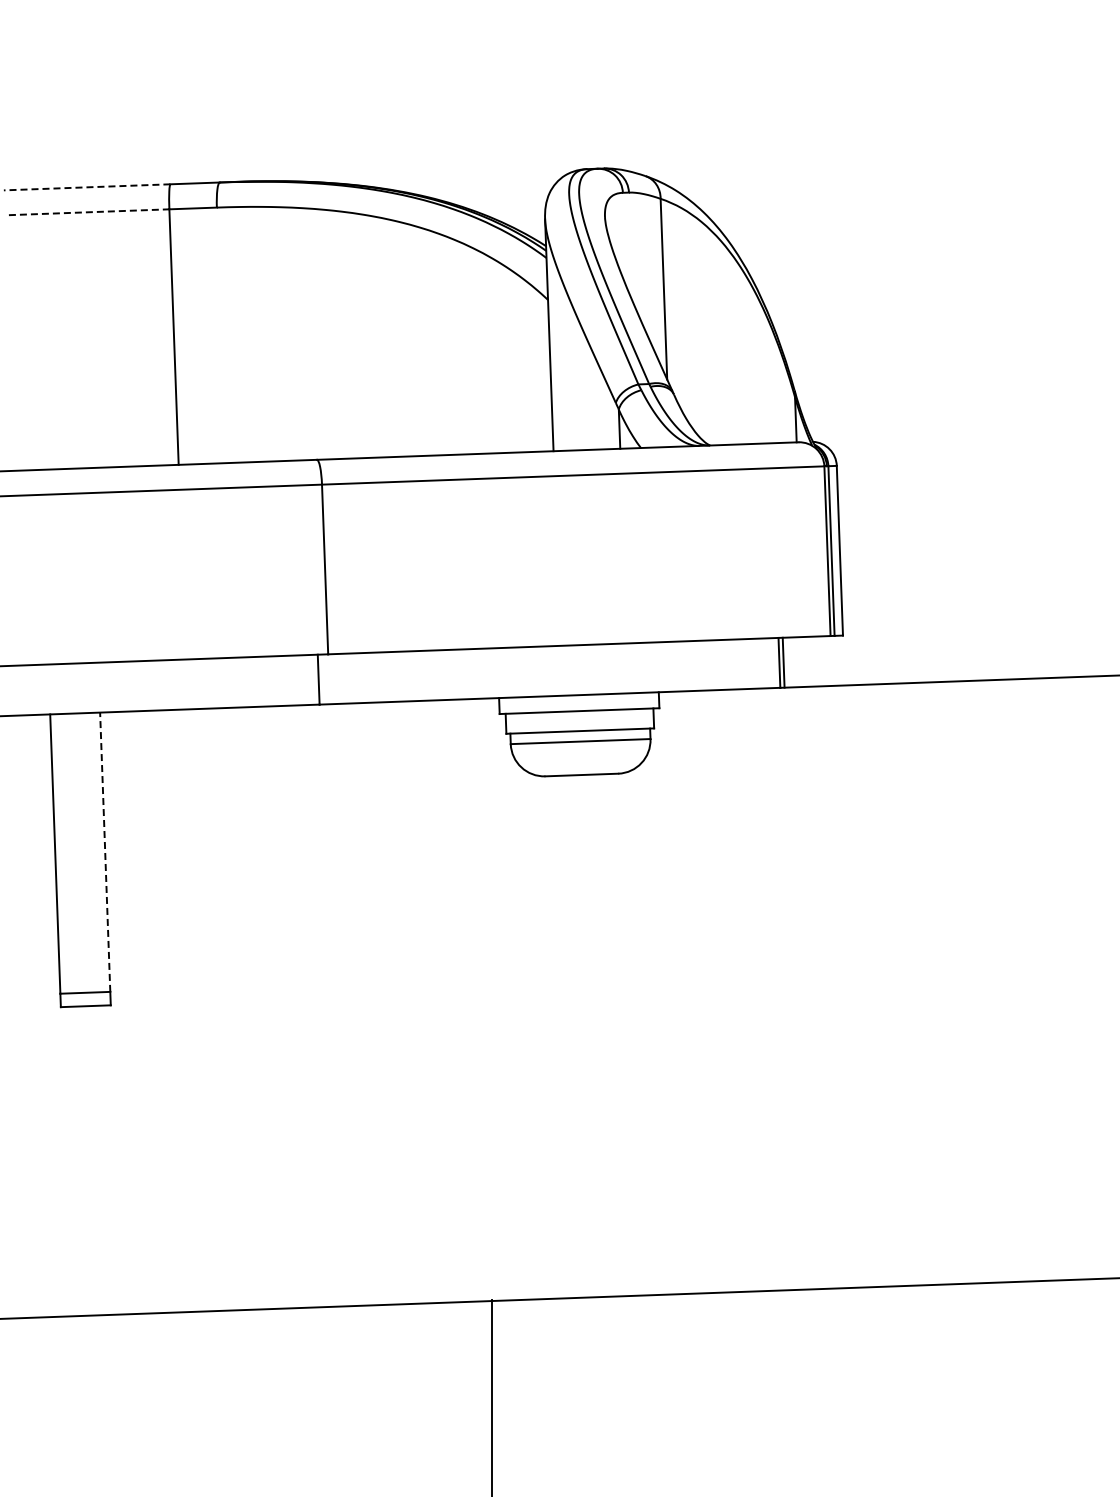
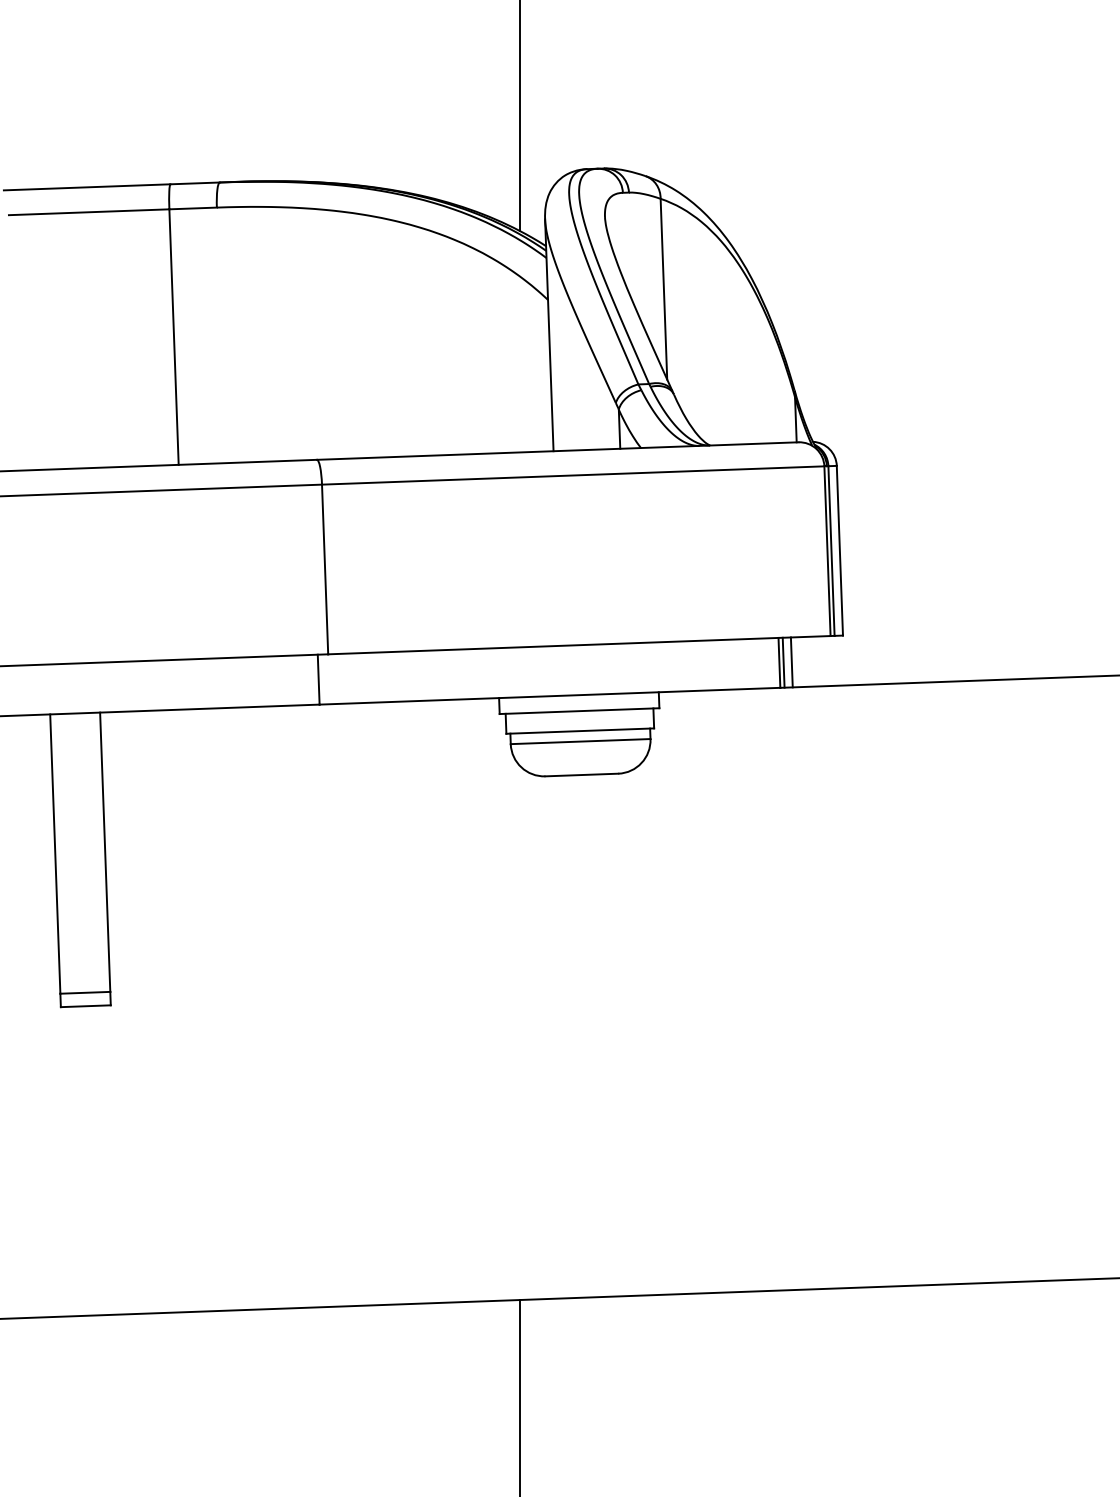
line: none -> present (519, 116)
line: dashed -> solid (86, 187)
line: dashed -> solid (89, 212)
line: none -> present (791, 662)
line: dashed -> solid (105, 852)
line position: (491, 1396) -> (519, 1396) (519, 1396)
